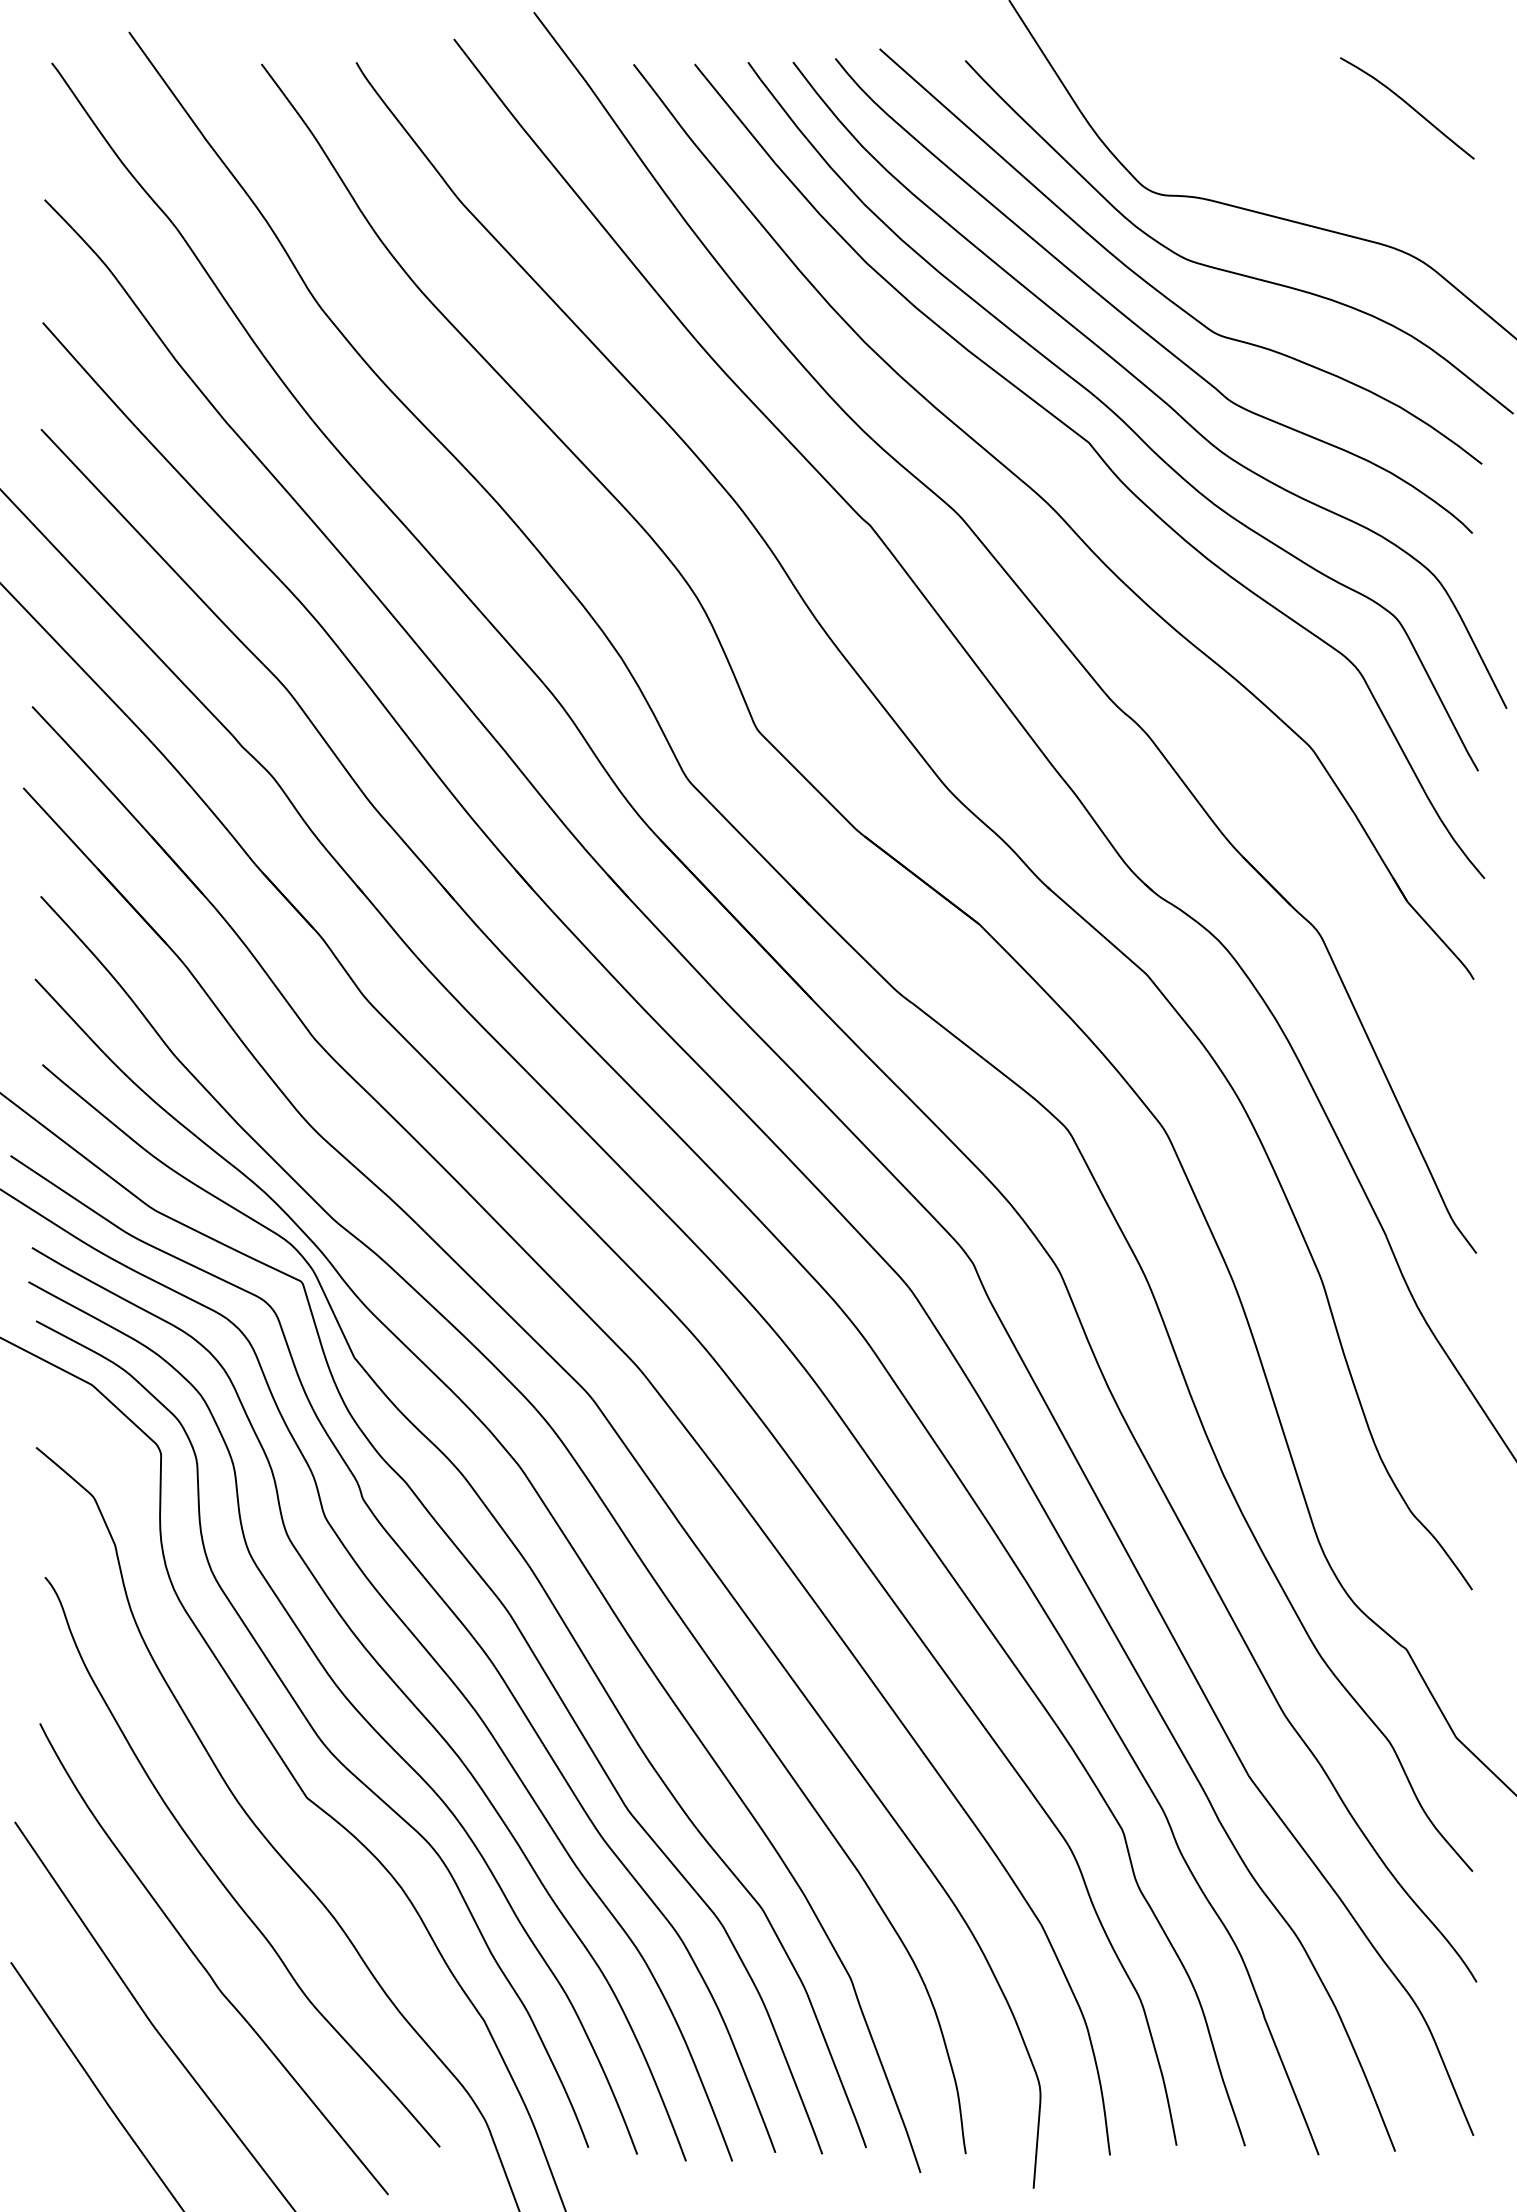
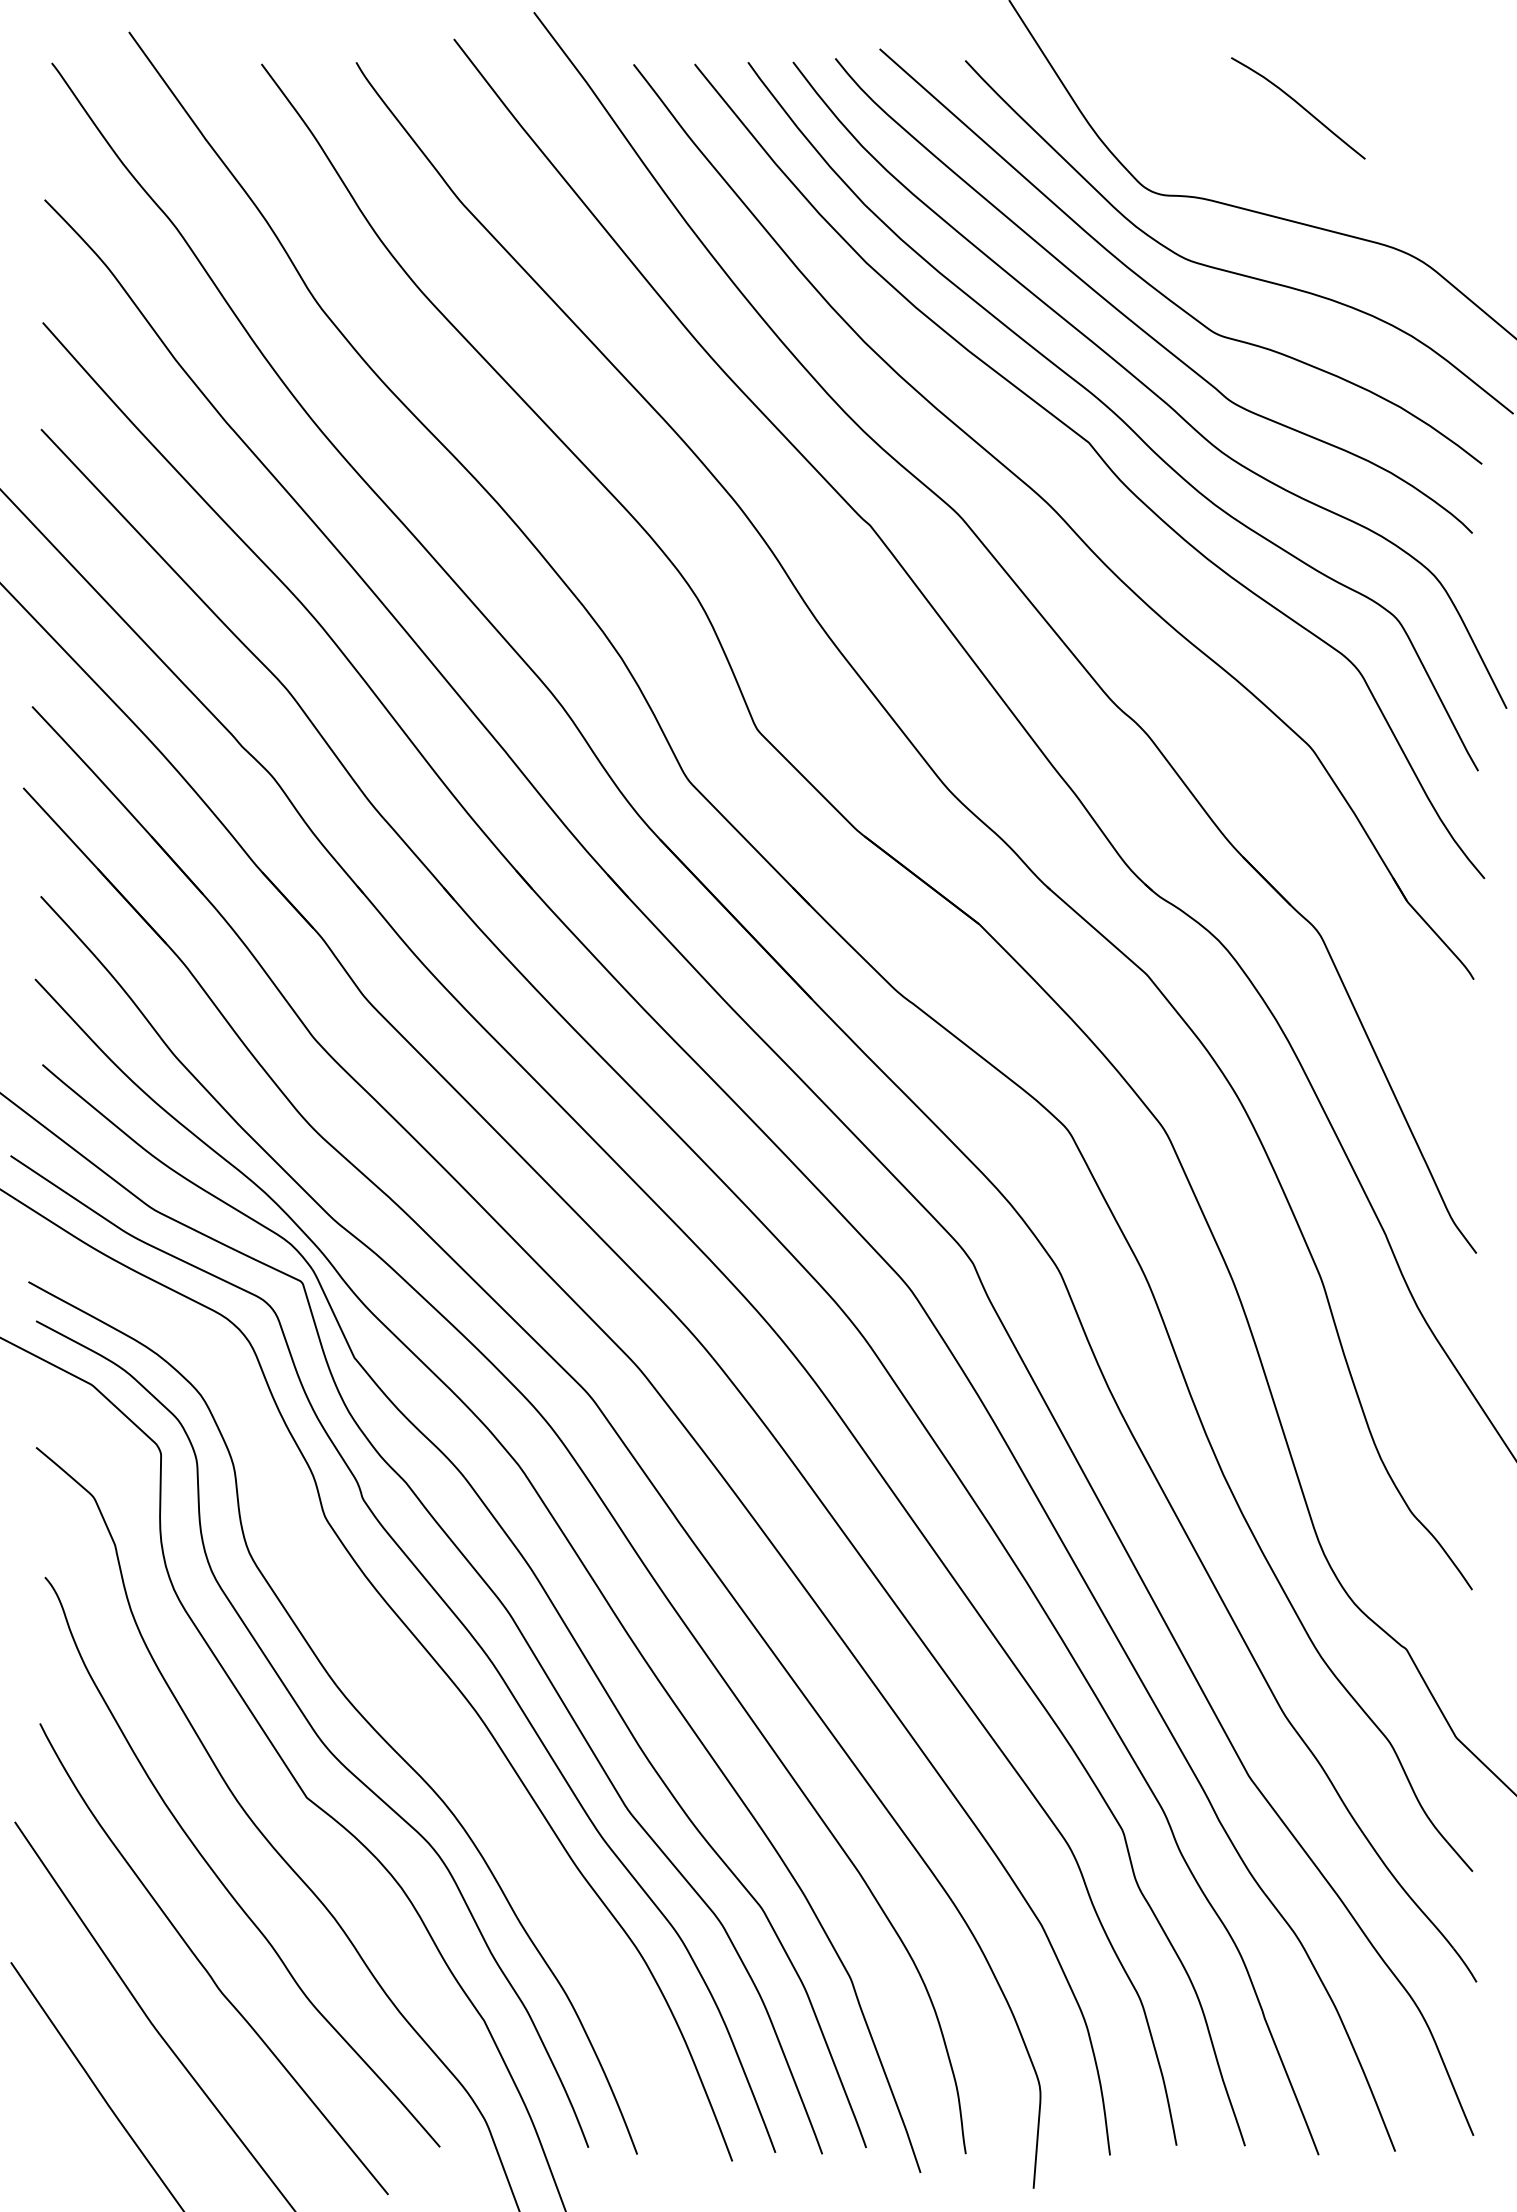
curve position: (1409, 106) -> (1300, 106) (1300, 106)
curve: present -> none (387, 1676)
